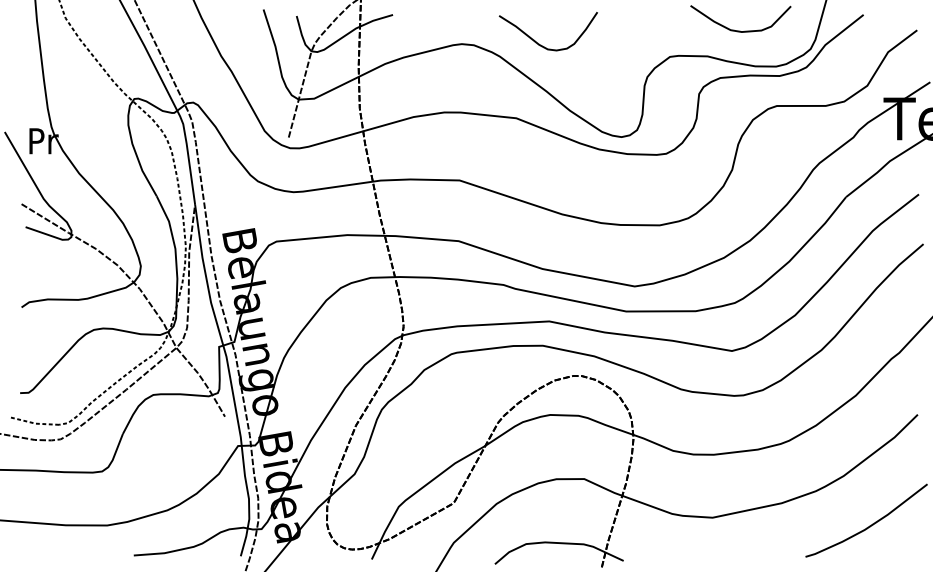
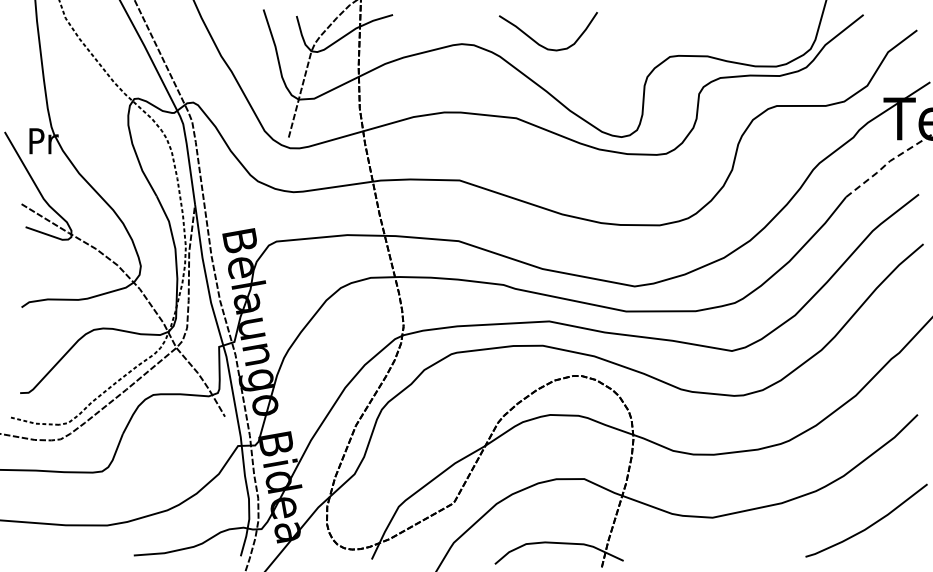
curve: present -> none (740, 30)
line: solid -> dashed (887, 163)
